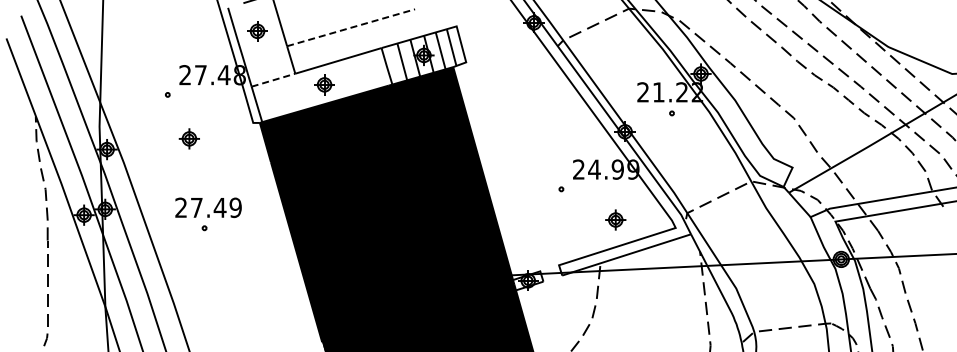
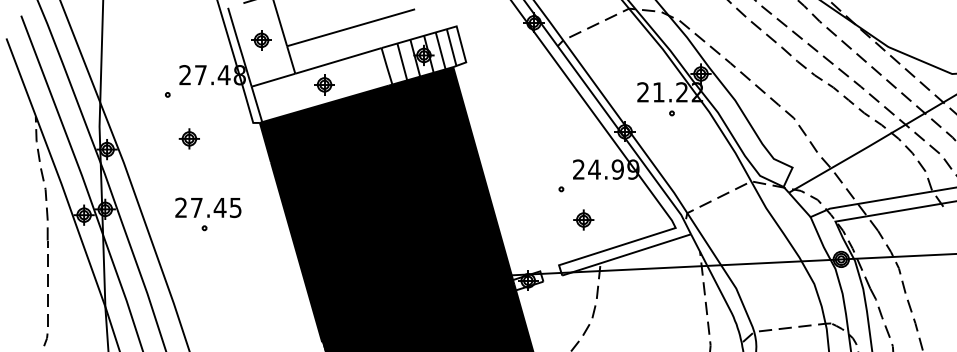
line: dashed -> solid (351, 27)
part position: (257, 31) -> (261, 40) (261, 40)
line: dashed -> solid (273, 80)
text: 27.49 -> 27.45 (235, 207)
part position: (615, 219) -> (583, 219) (583, 219)
